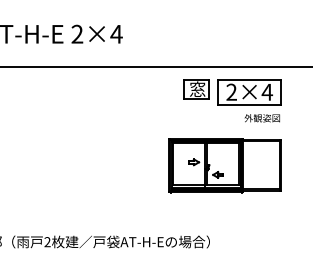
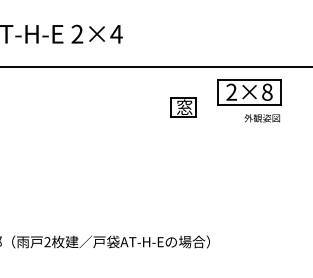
part position: (196, 89) -> (183, 107) (183, 107)
text: 2×4 -> 2×8 (267, 91)
part: present -> none (224, 165)
